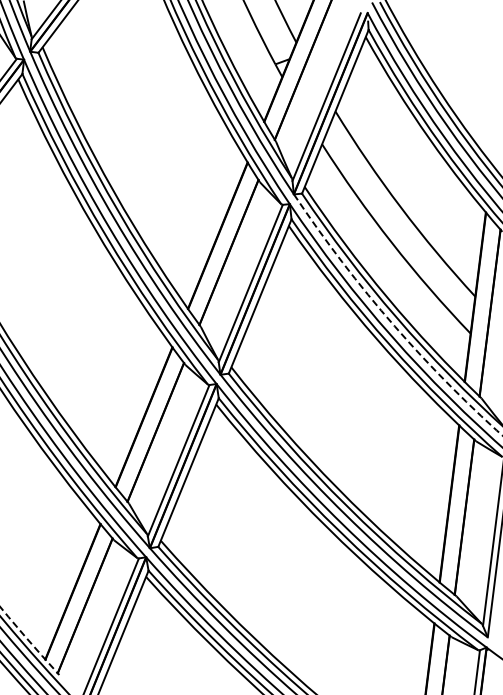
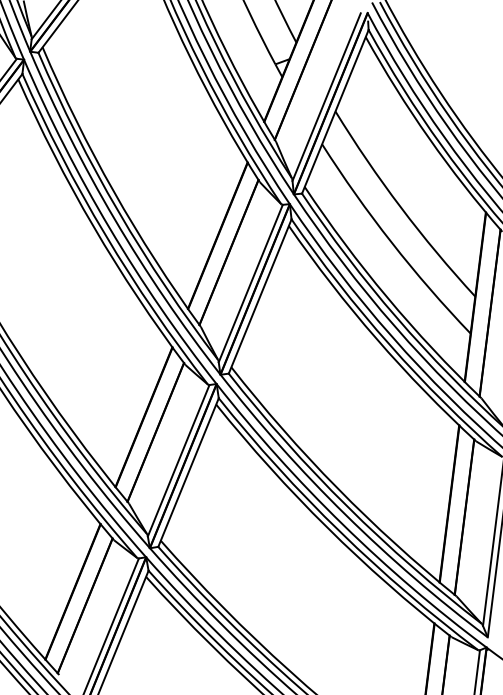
arc: dashed -> solid (390, 321)
arc: dashed -> solid (29, 640)
